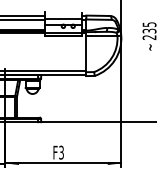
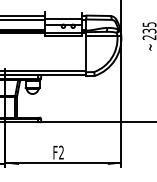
text: F3 -> F2 (61, 153)
